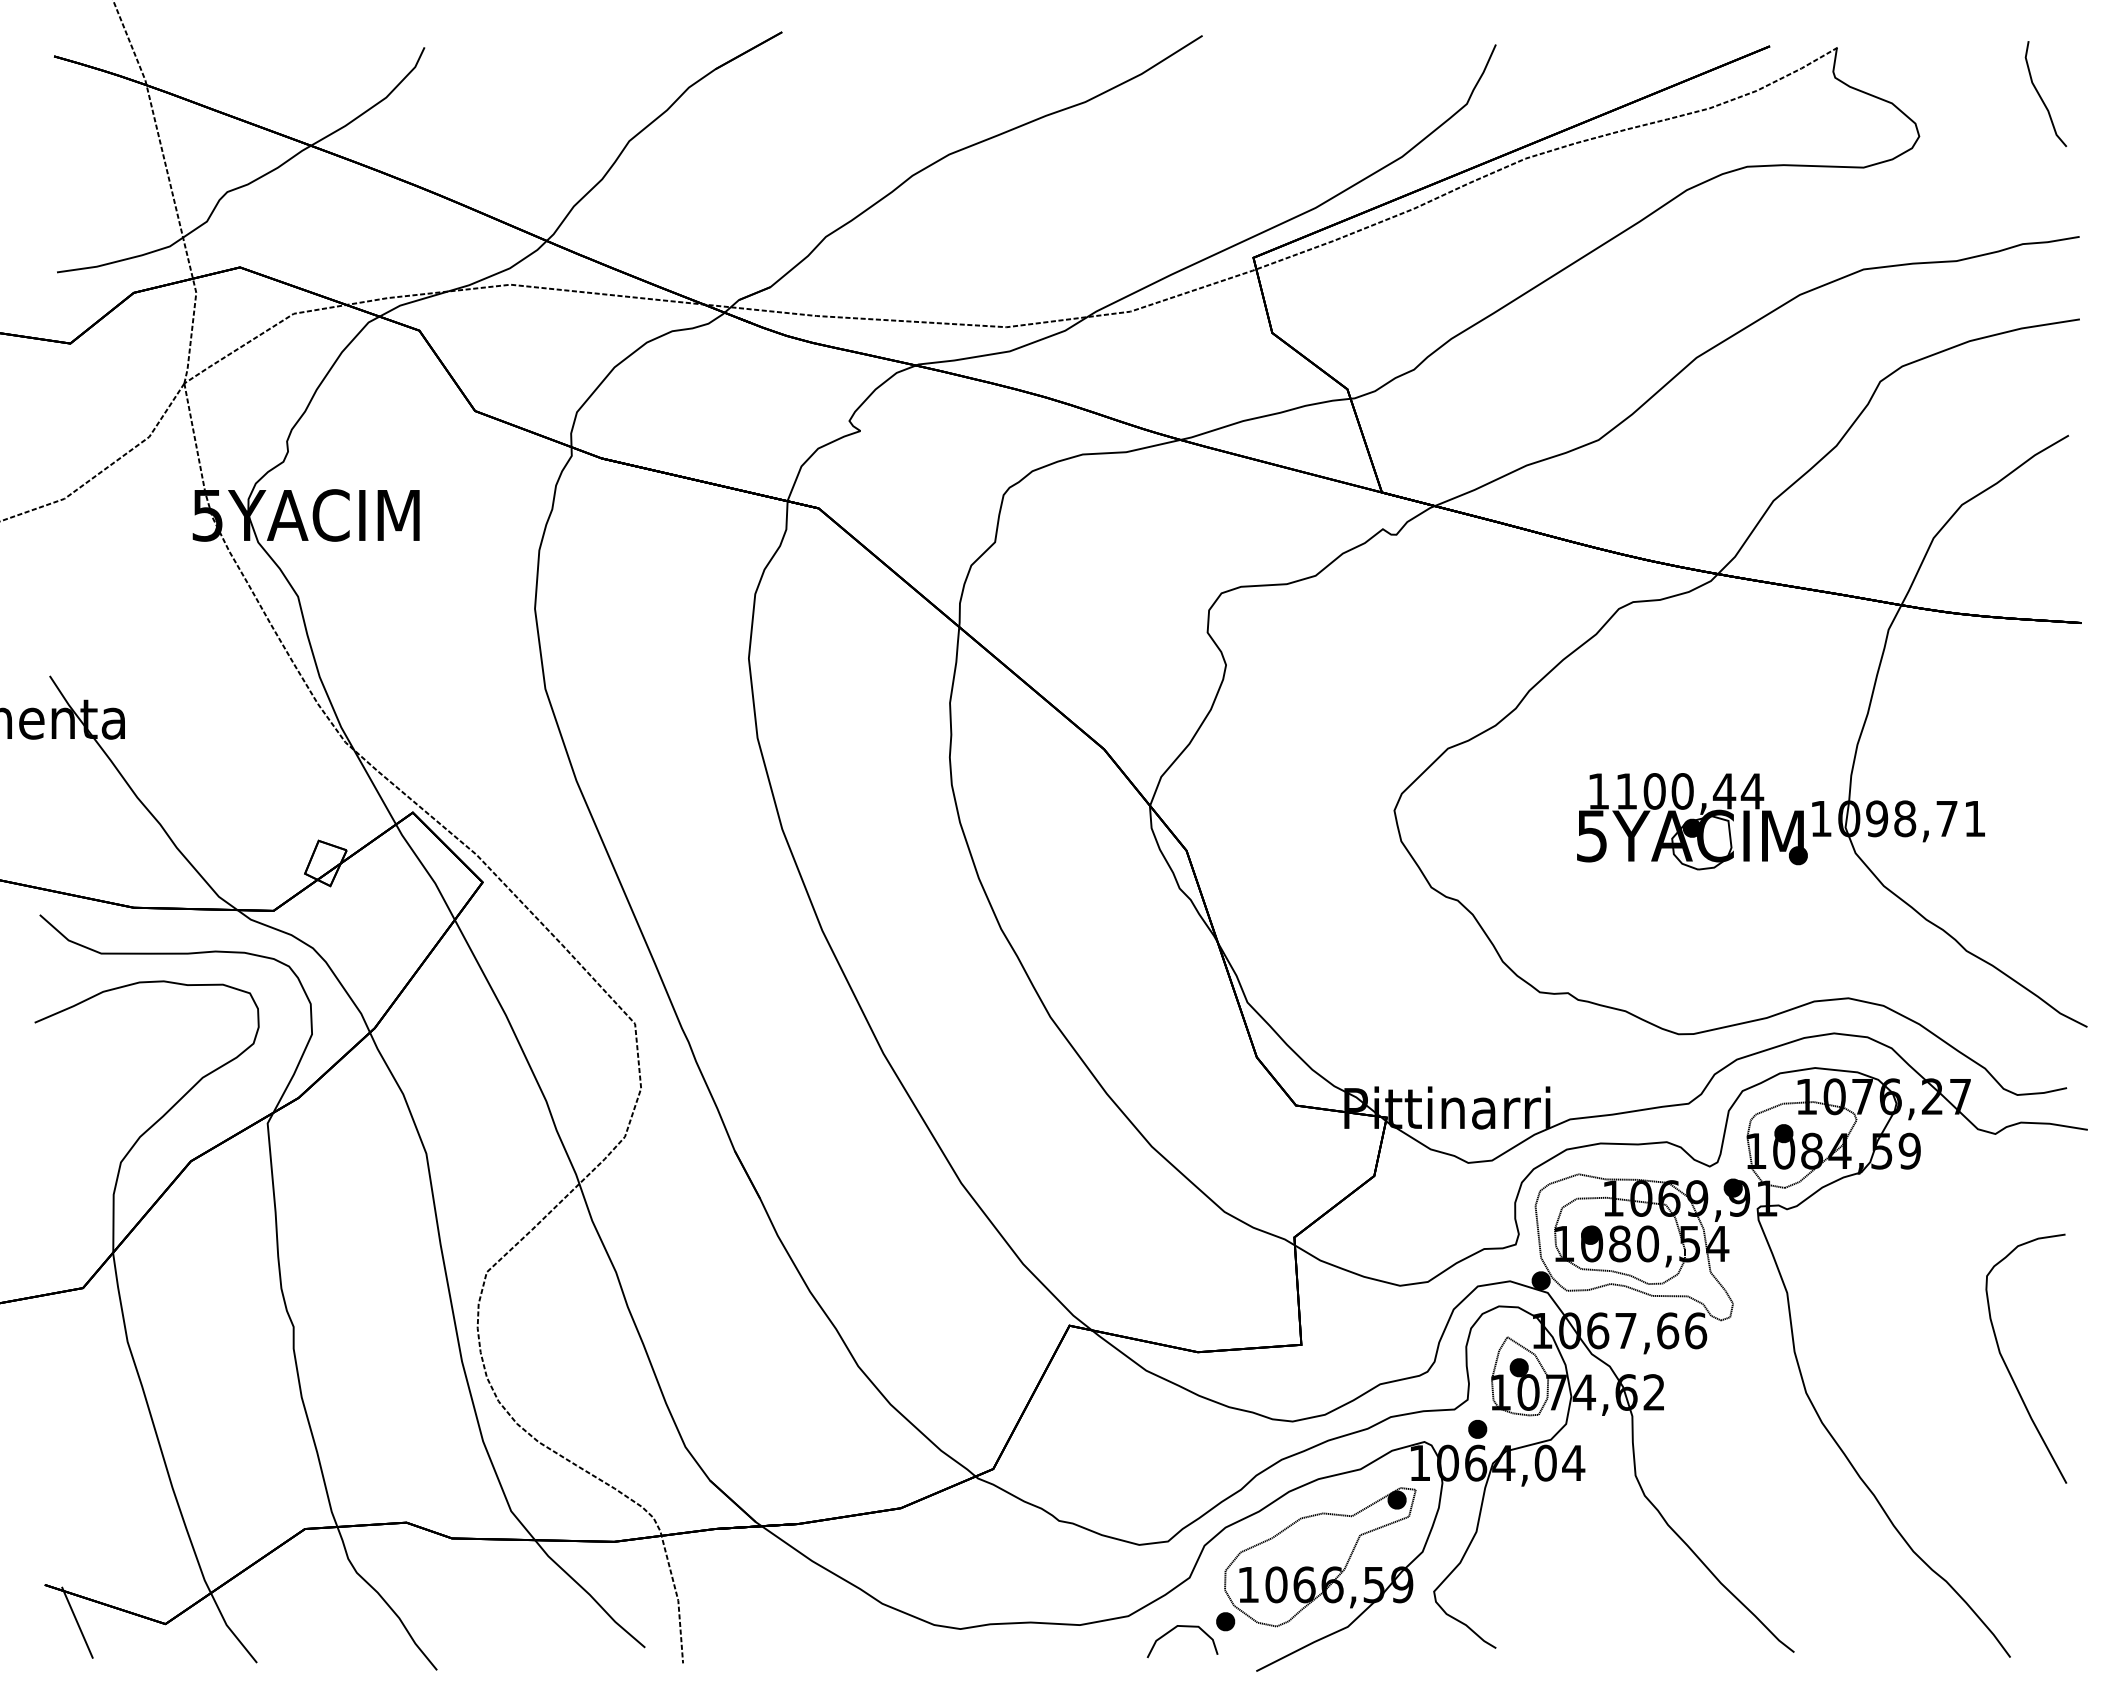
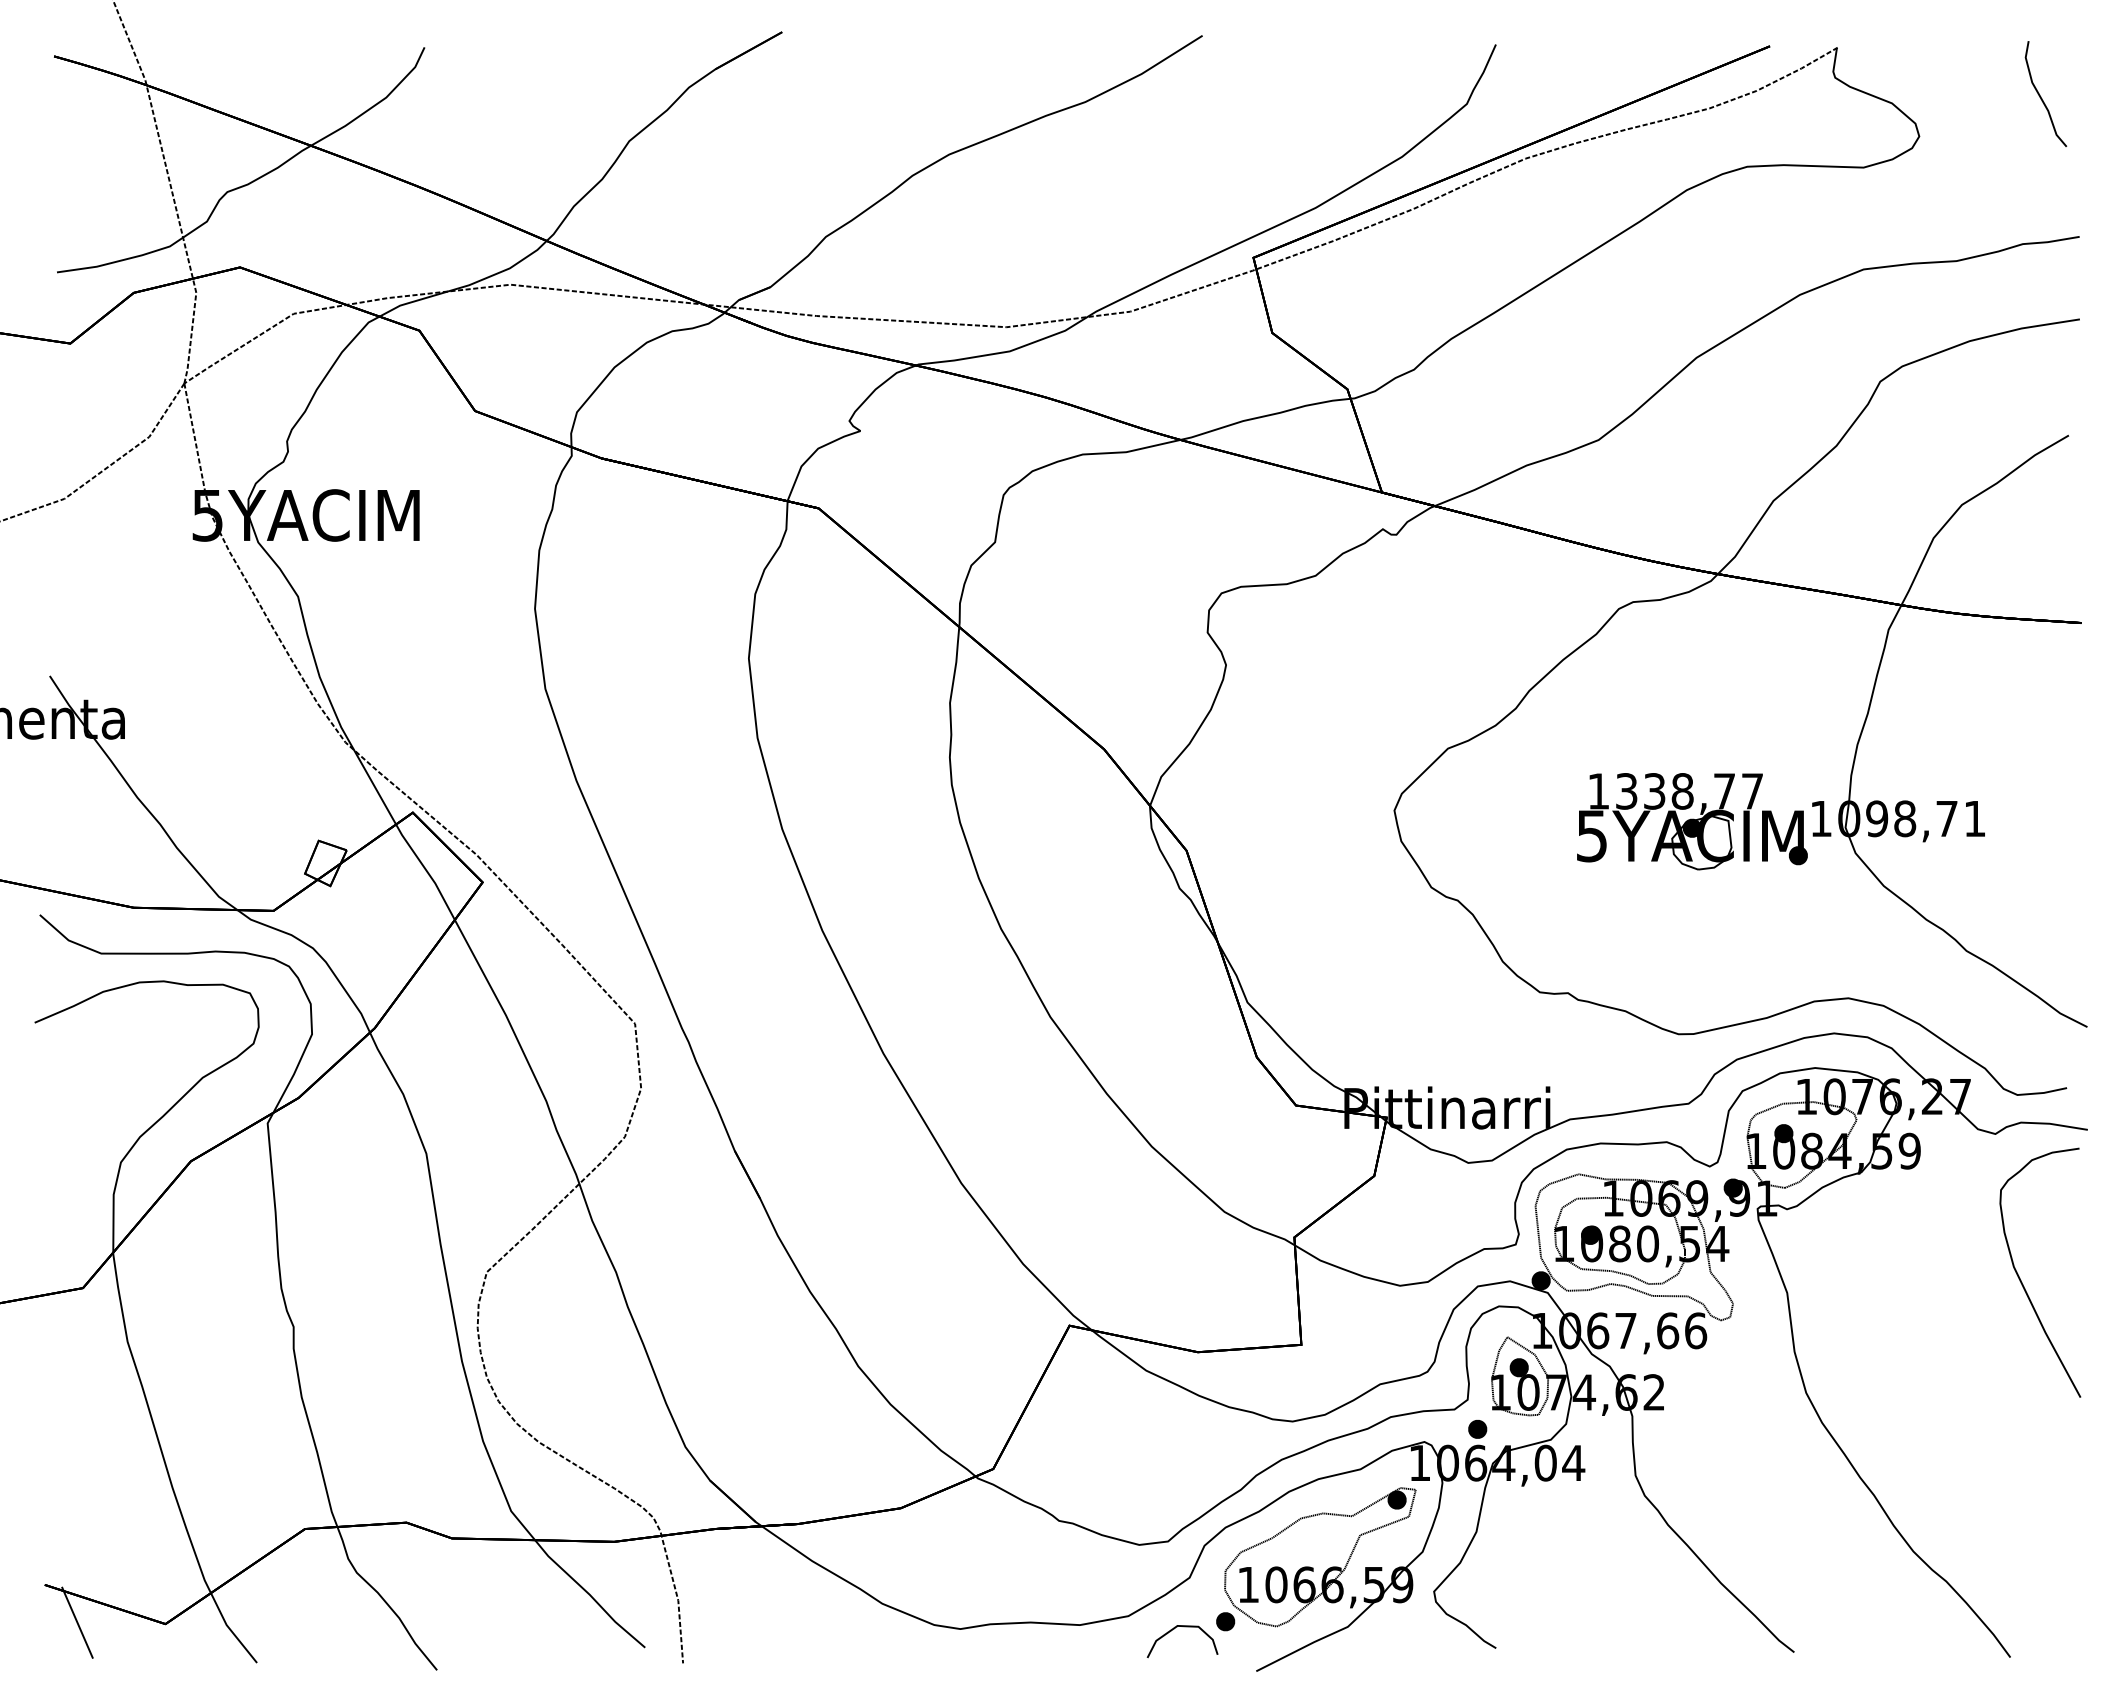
text: 1100,44 -> 1338,77 (1690, 791)
curve position: (2008, 1368) -> (2022, 1282) (2022, 1282)
